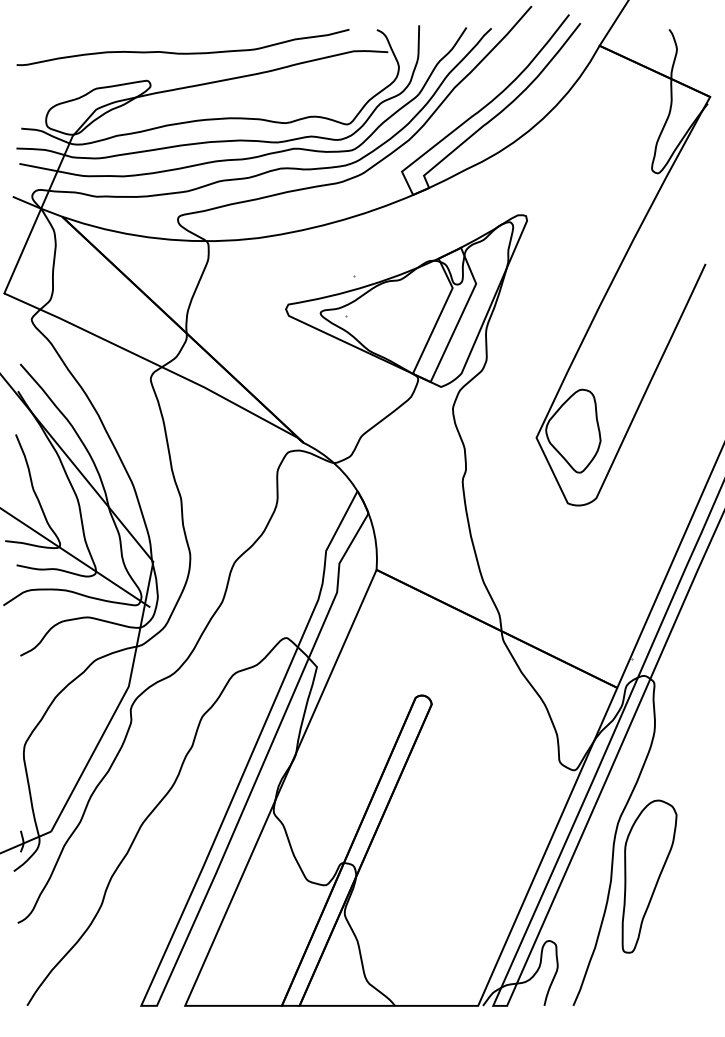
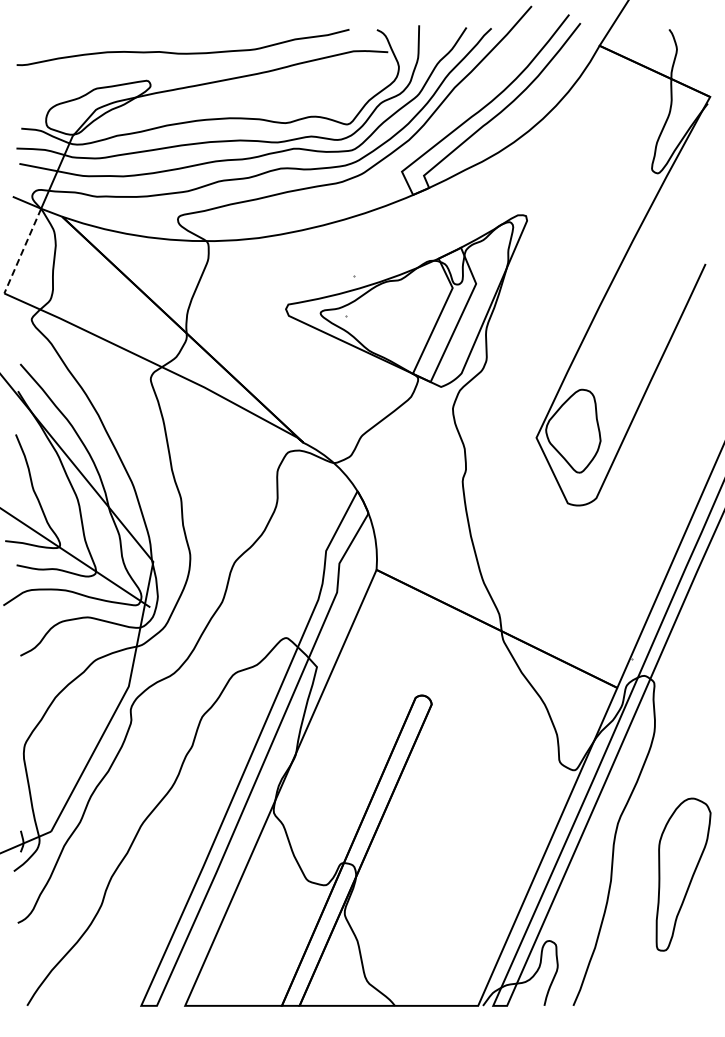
line: solid -> dashed (22, 251)
part position: (649, 876) -> (683, 874) (683, 874)
